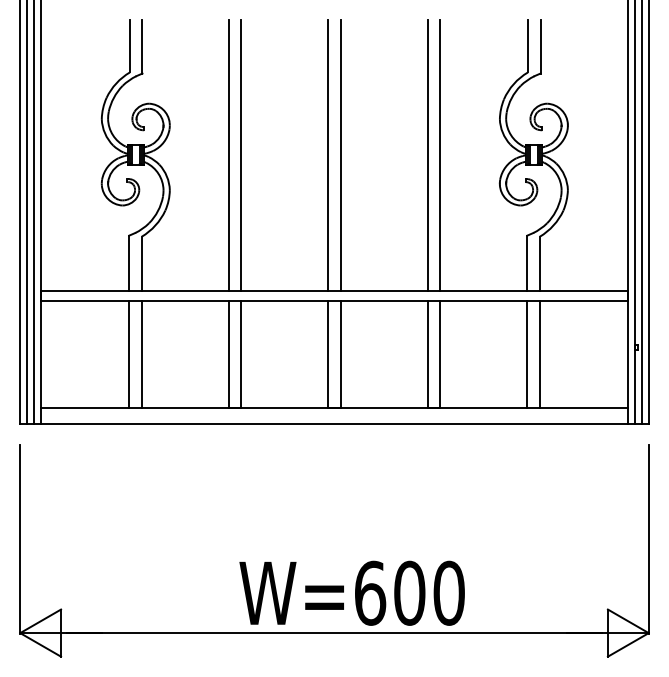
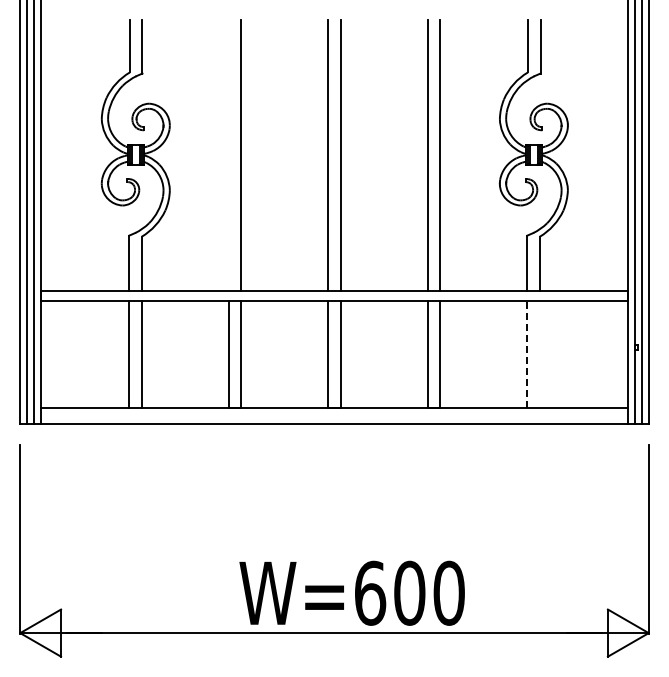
line: present -> none (228, 155)
line: solid -> dashed (527, 353)
line: present -> none (539, 354)
